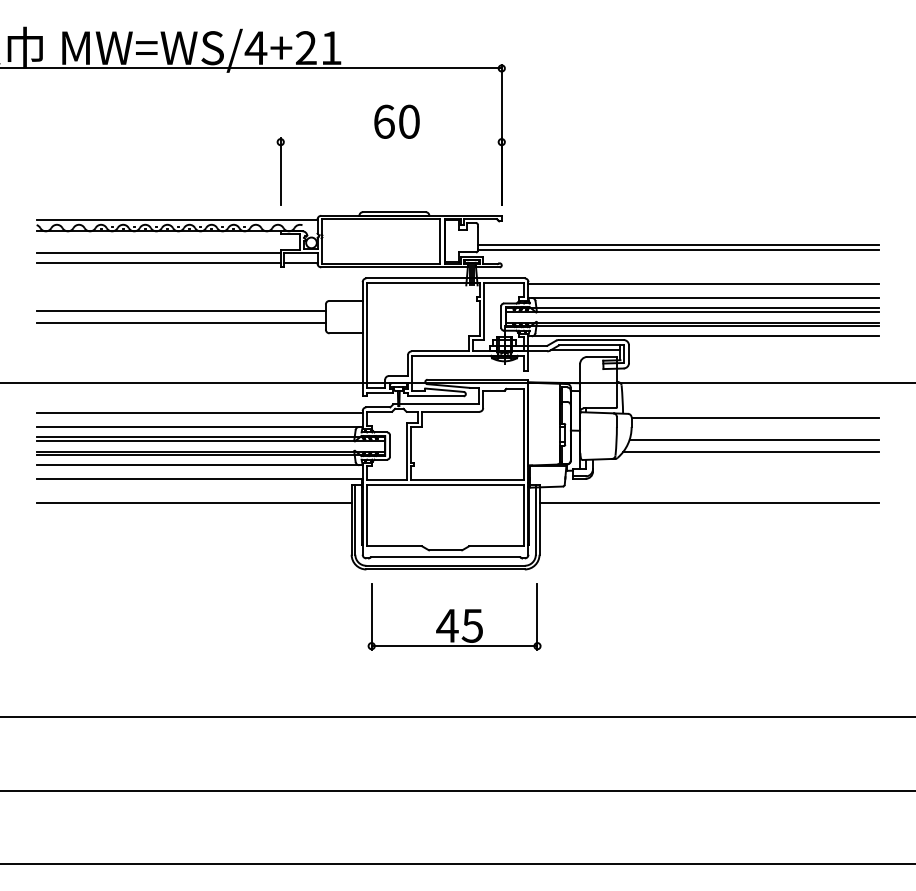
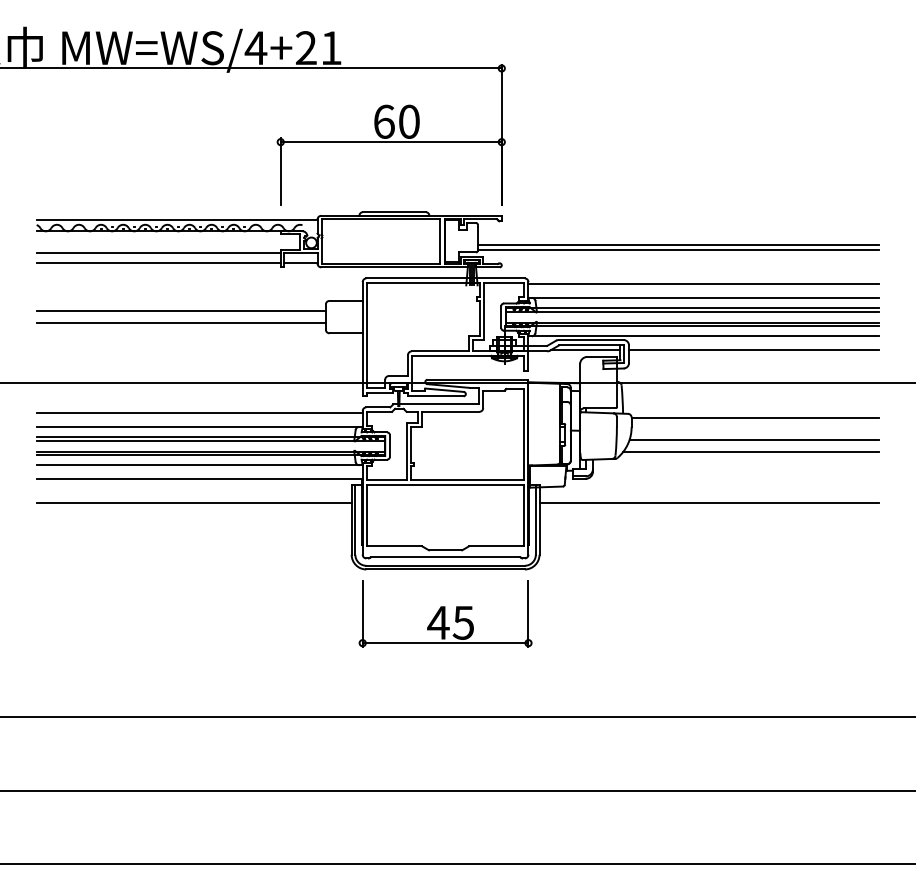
line: none -> present (390, 142)
line: none -> present (754, 350)
part position: (454, 616) -> (445, 613) (445, 613)
